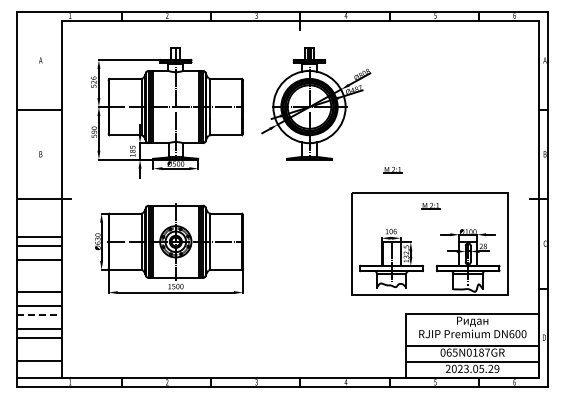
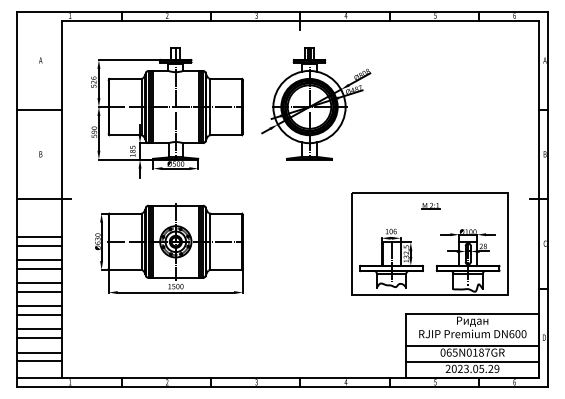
part: present -> none (392, 170)
line: none -> present (38, 268)
line: none -> present (38, 282)
line: dashed -> solid (39, 314)
line: none -> present (38, 352)
